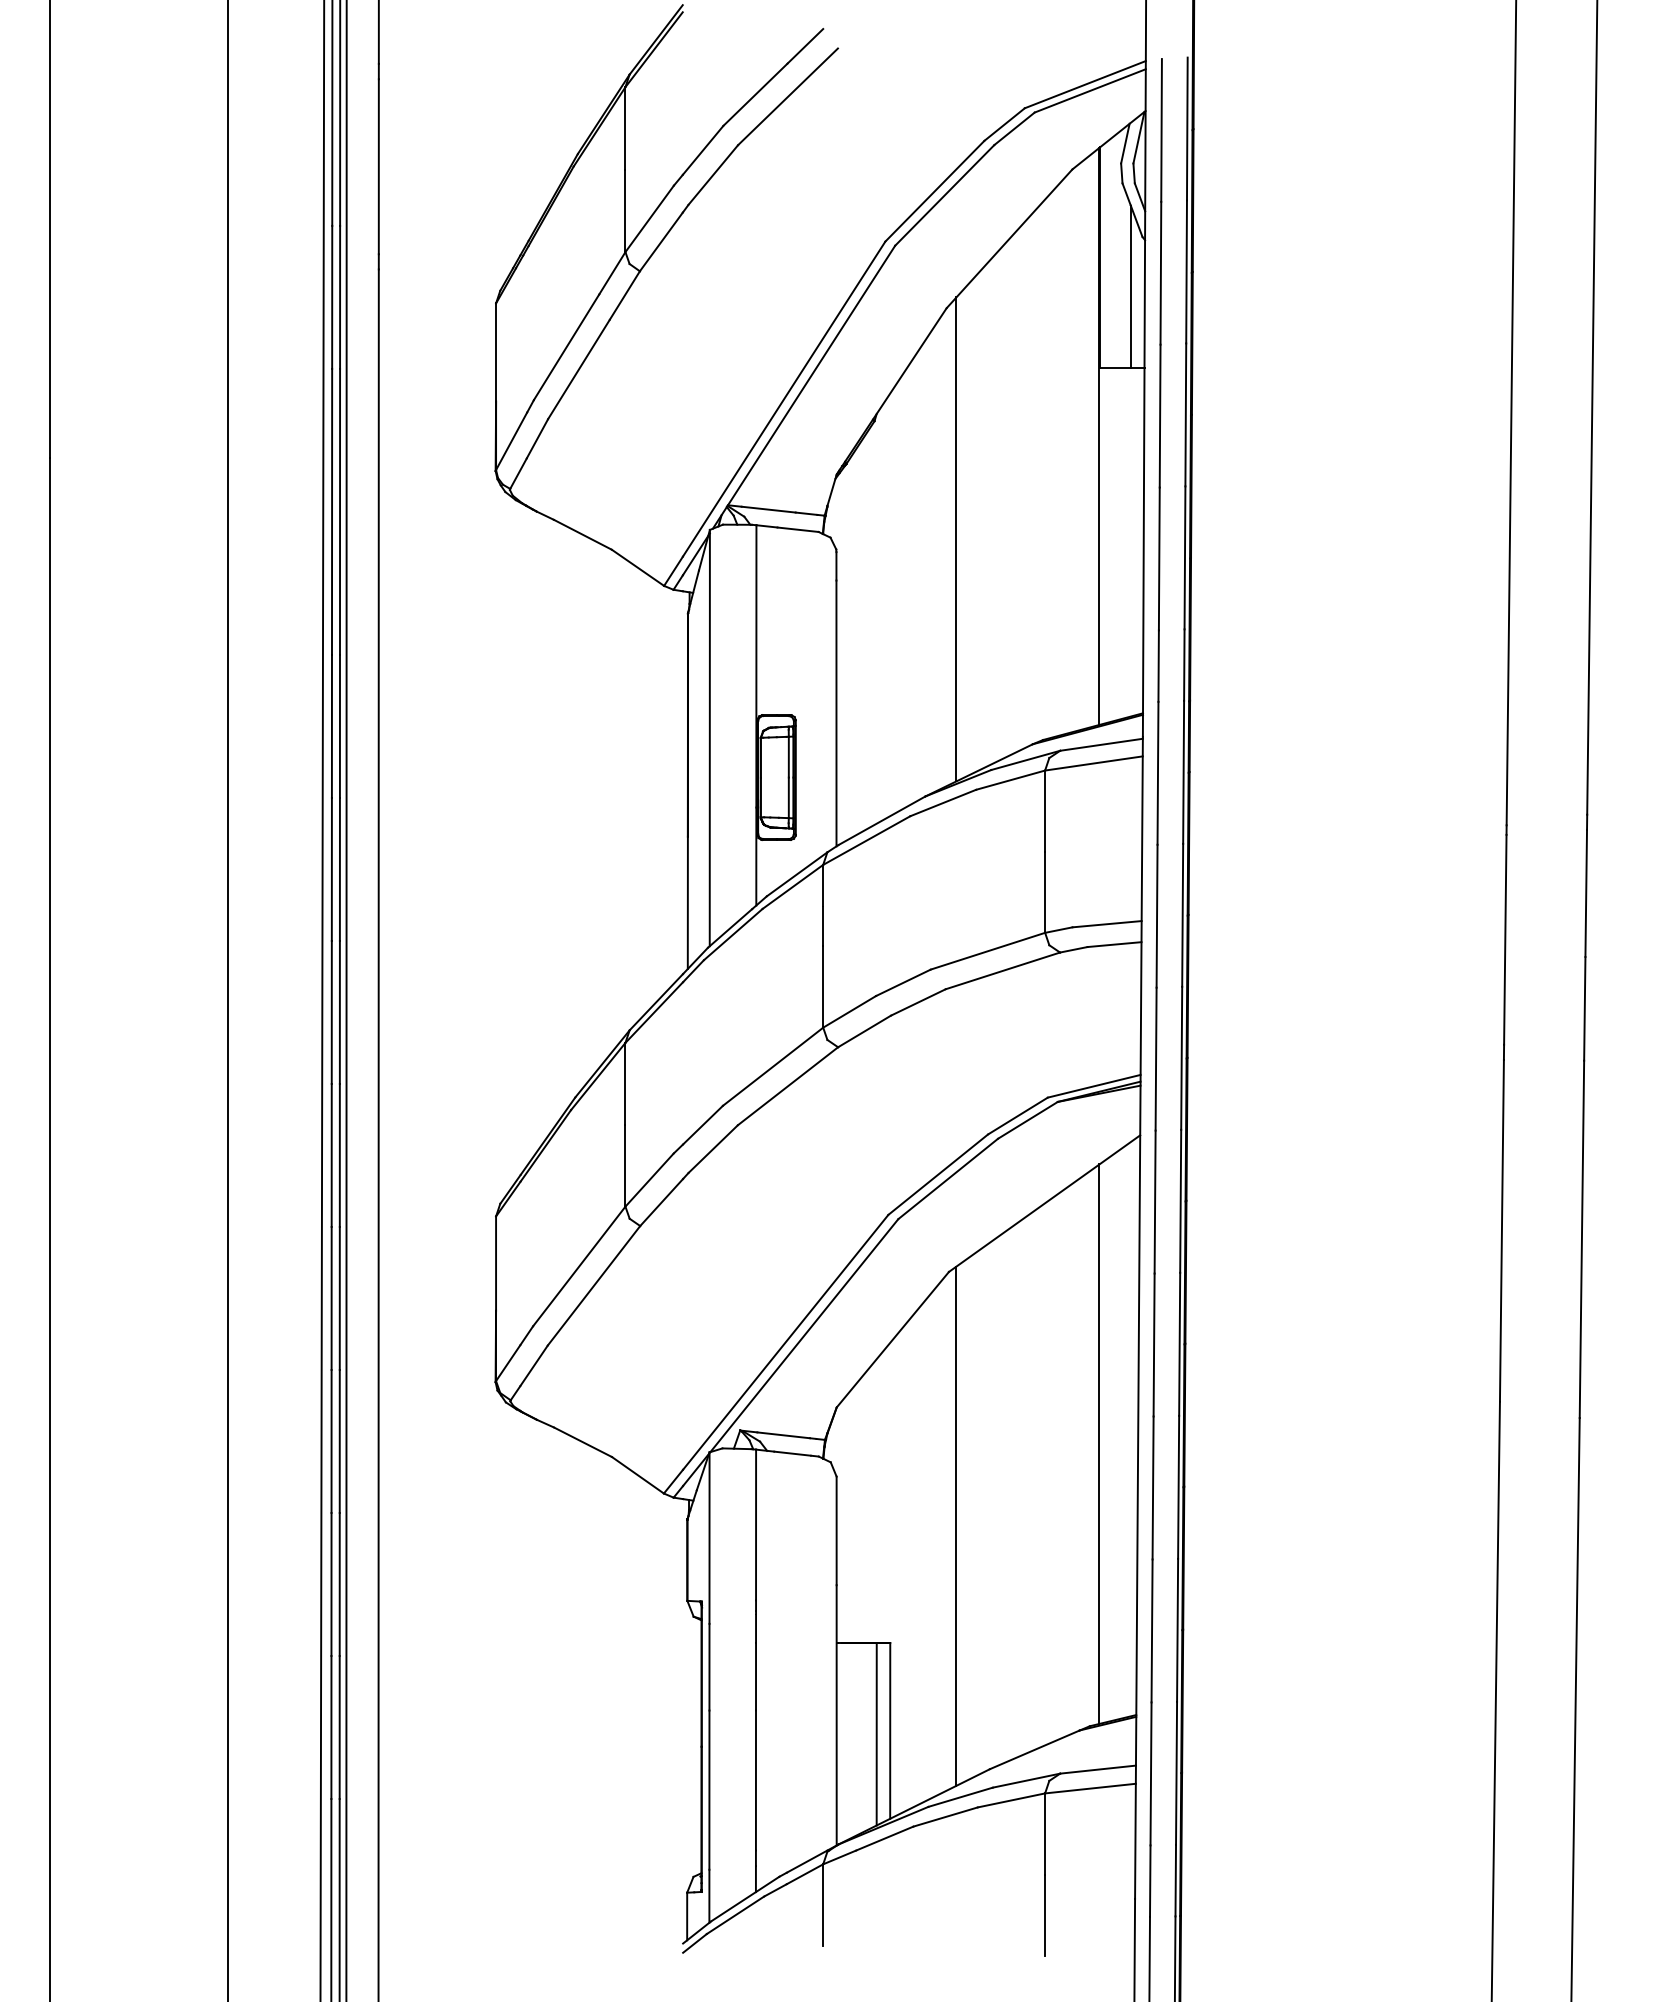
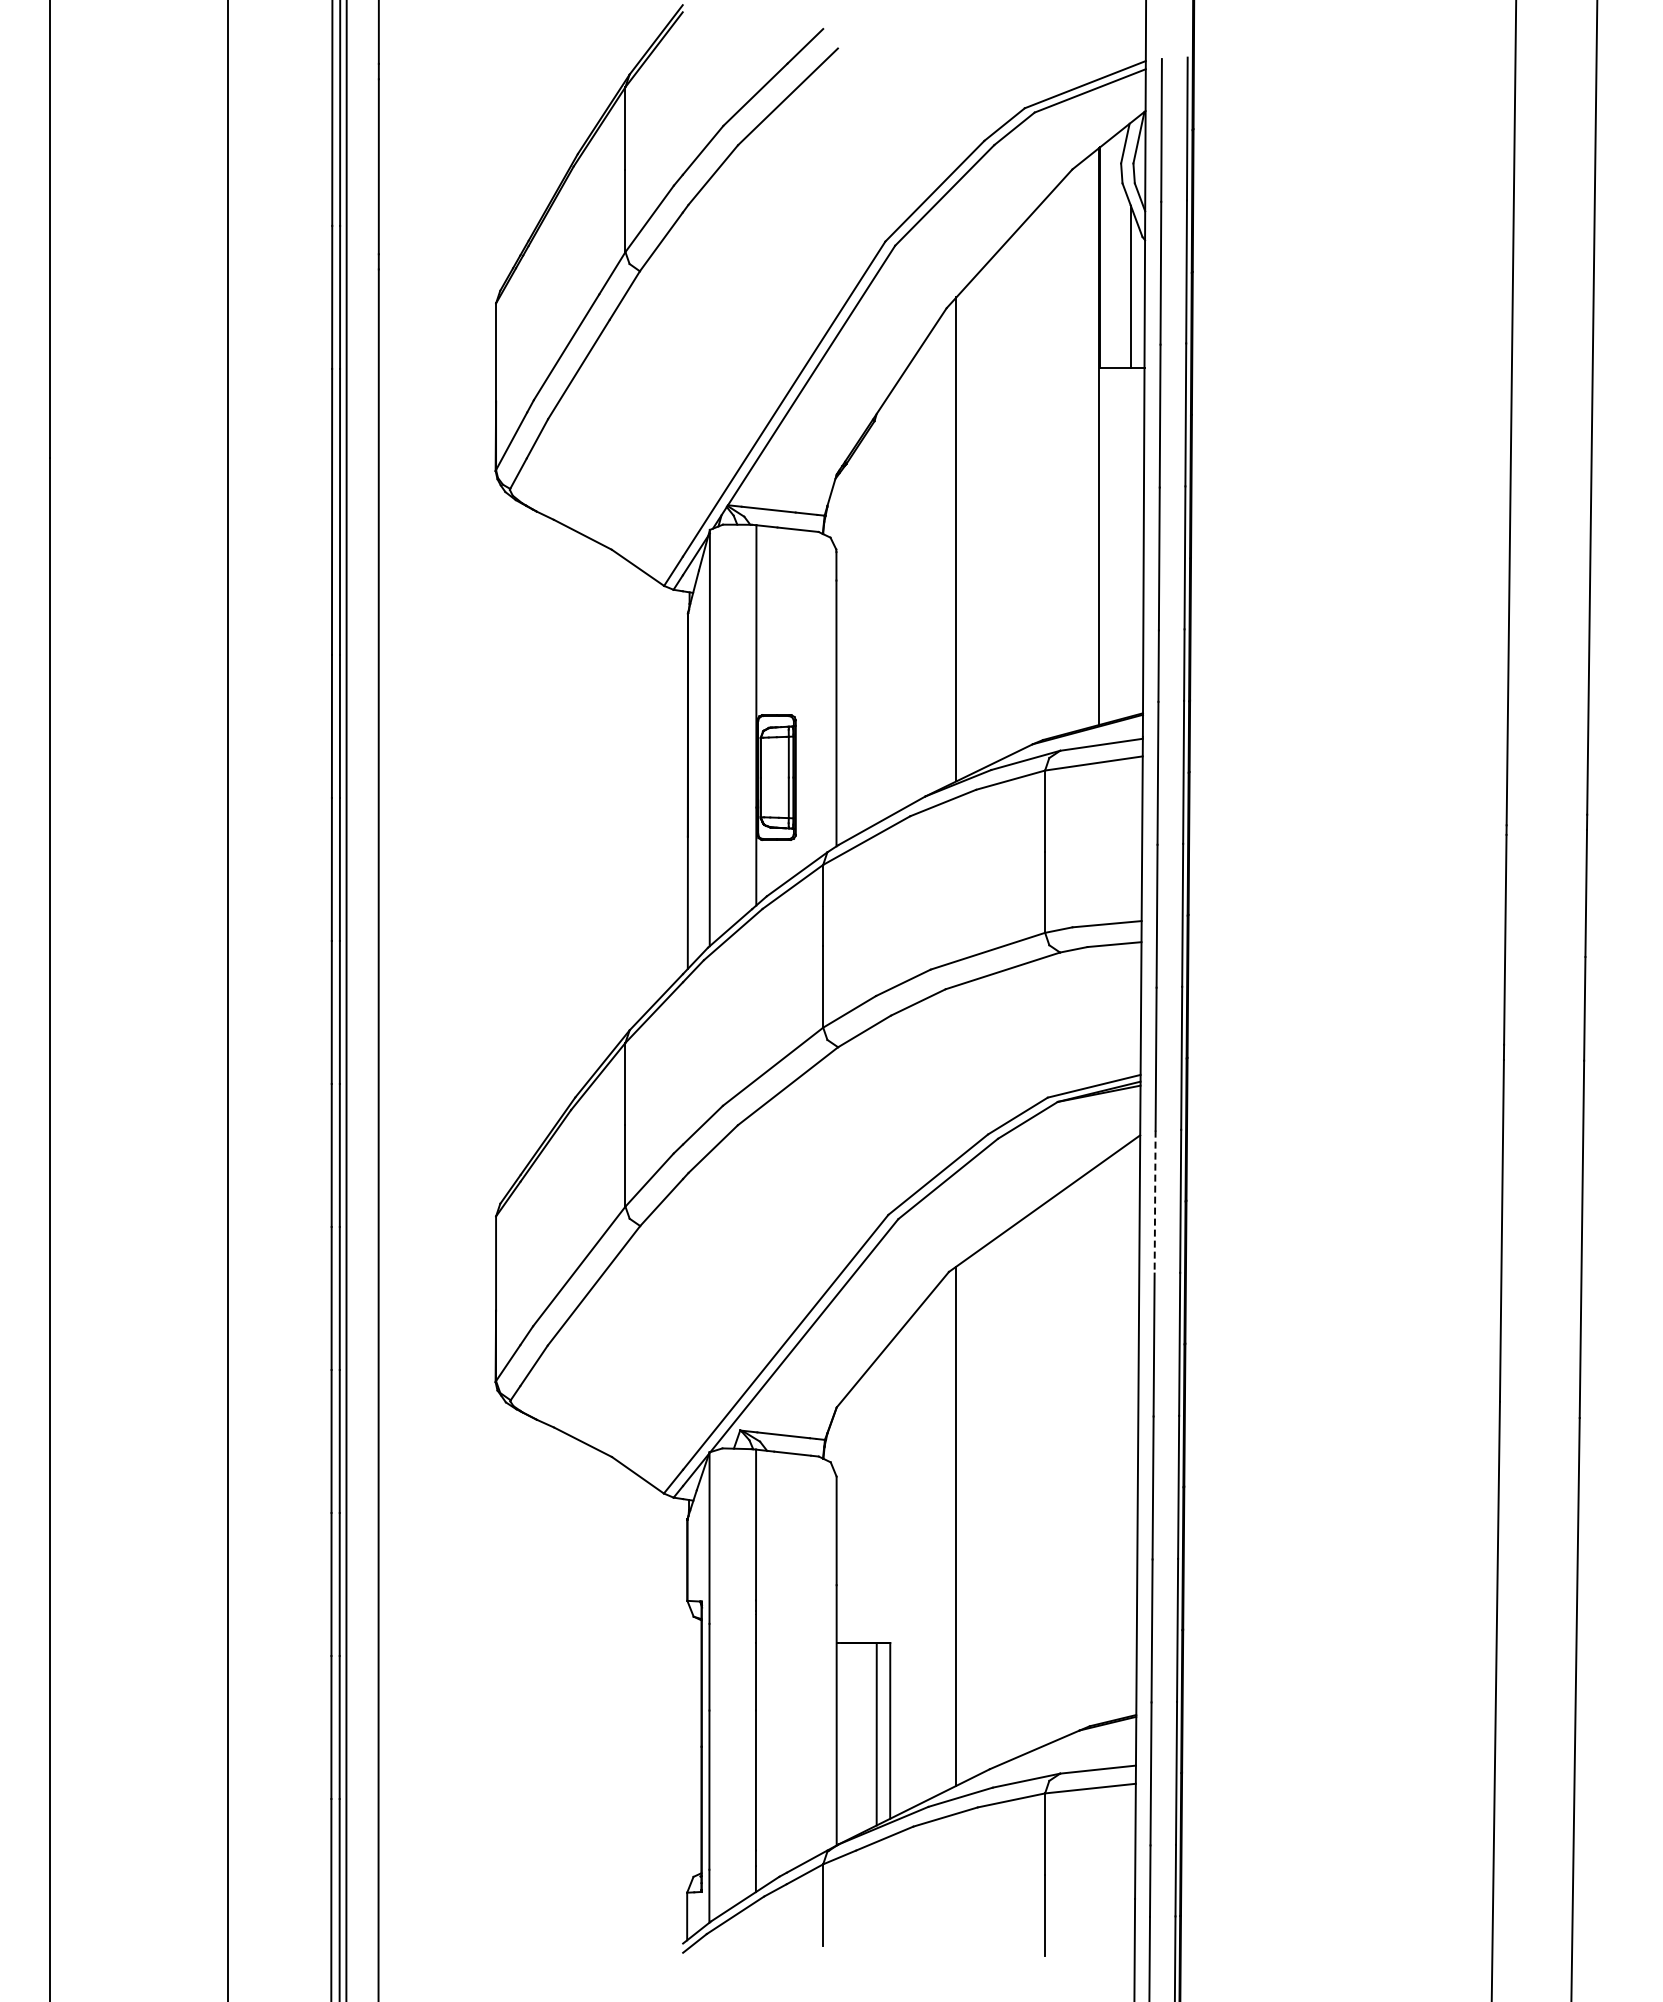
line: present -> none (322, 1000)
line: solid -> dashed (1155, 1202)
line: present -> none (1099, 1443)
